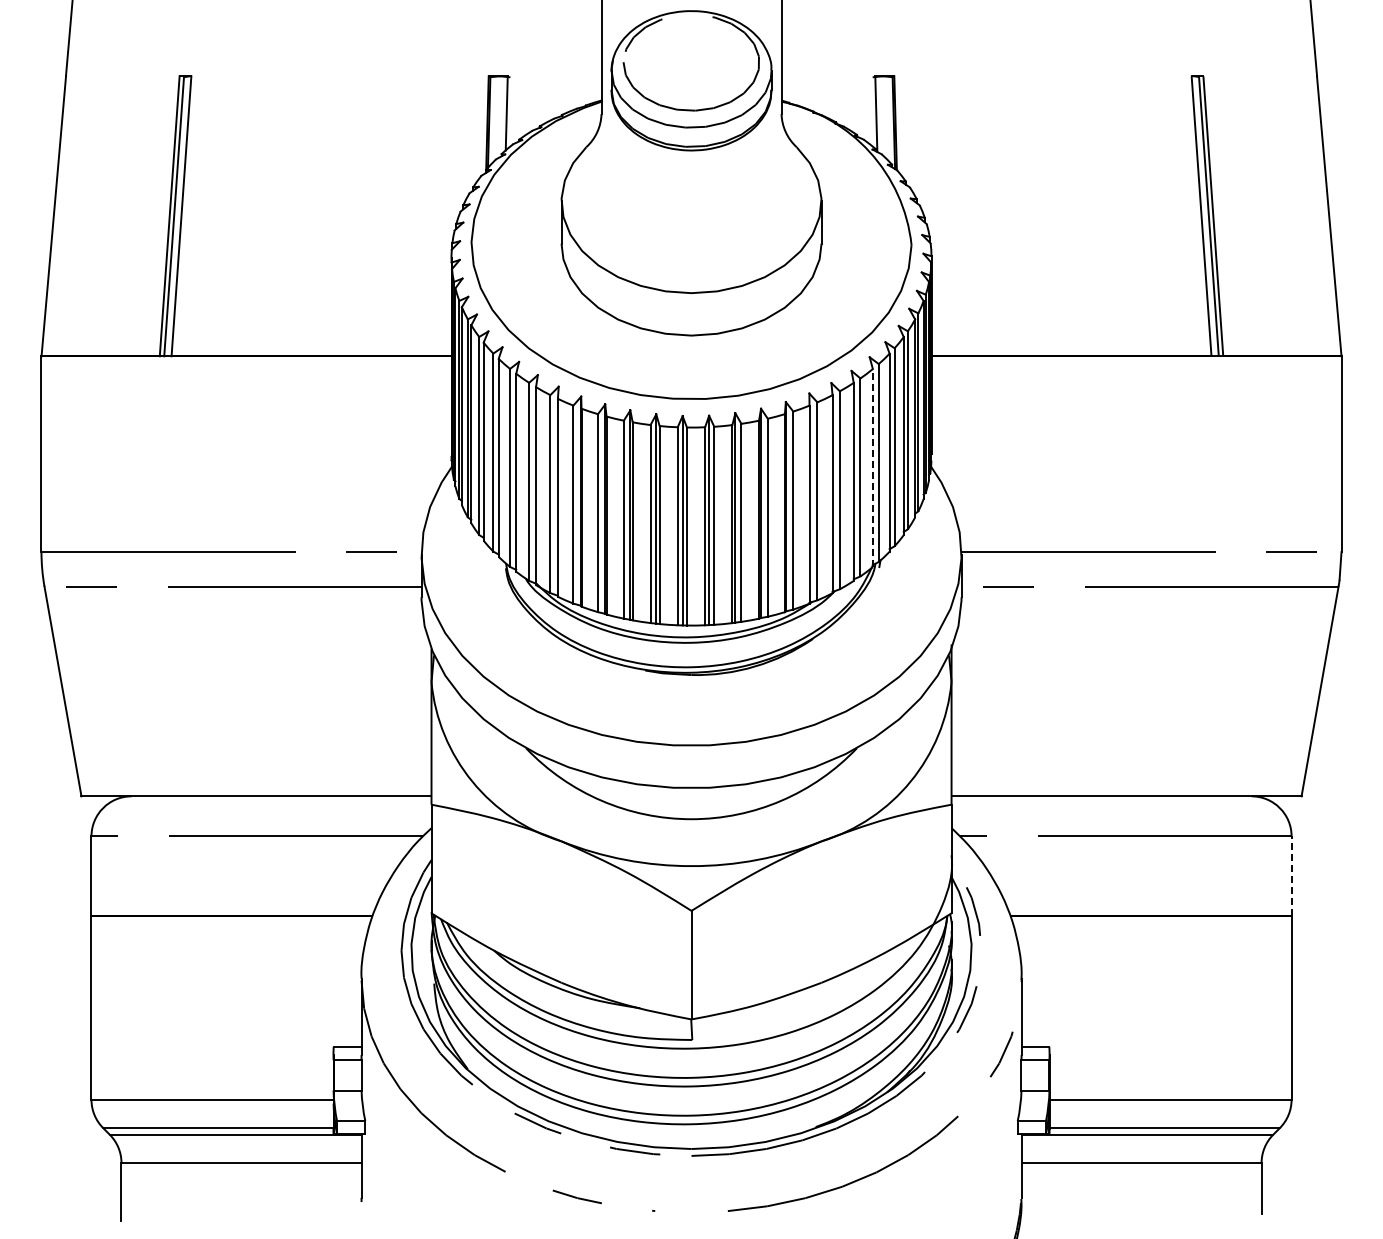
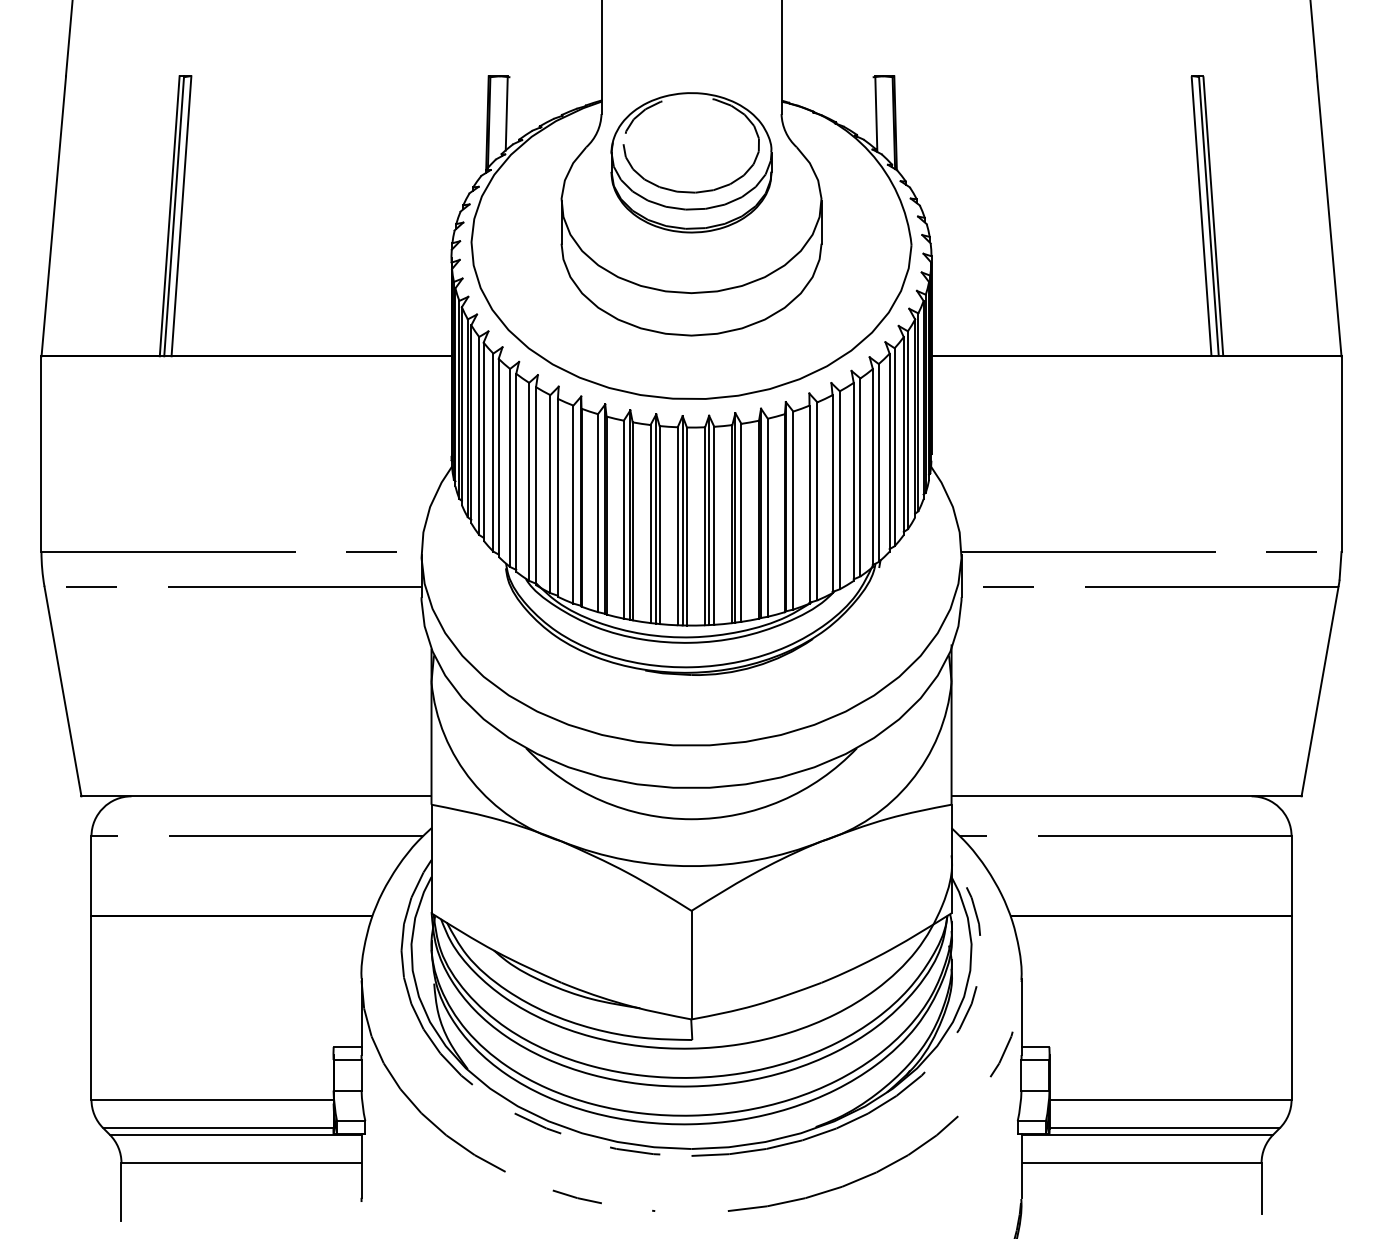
part position: (691, 80) -> (691, 162) (691, 162)
line: dashed -> solid (872, 467)
line: dashed -> solid (1291, 875)
